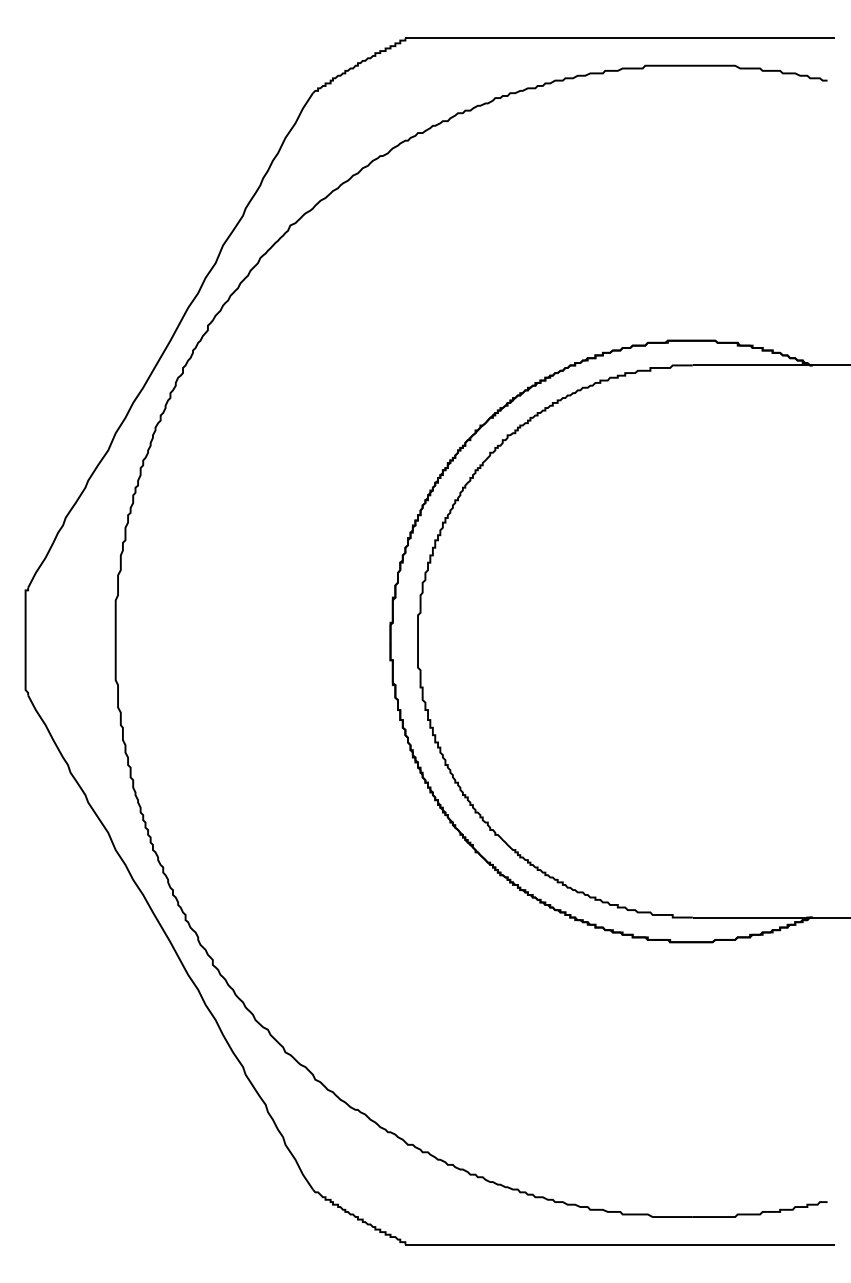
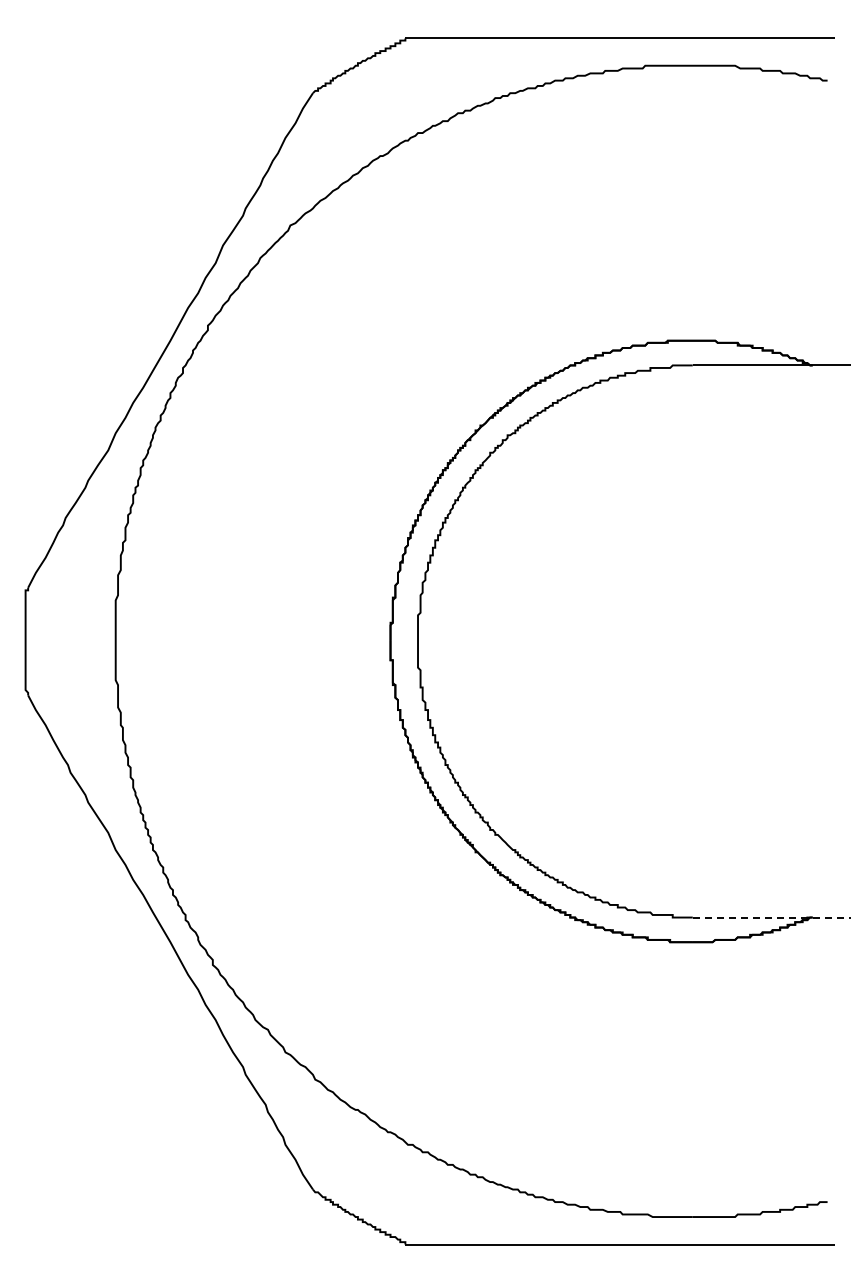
line: solid -> dashed (771, 917)
